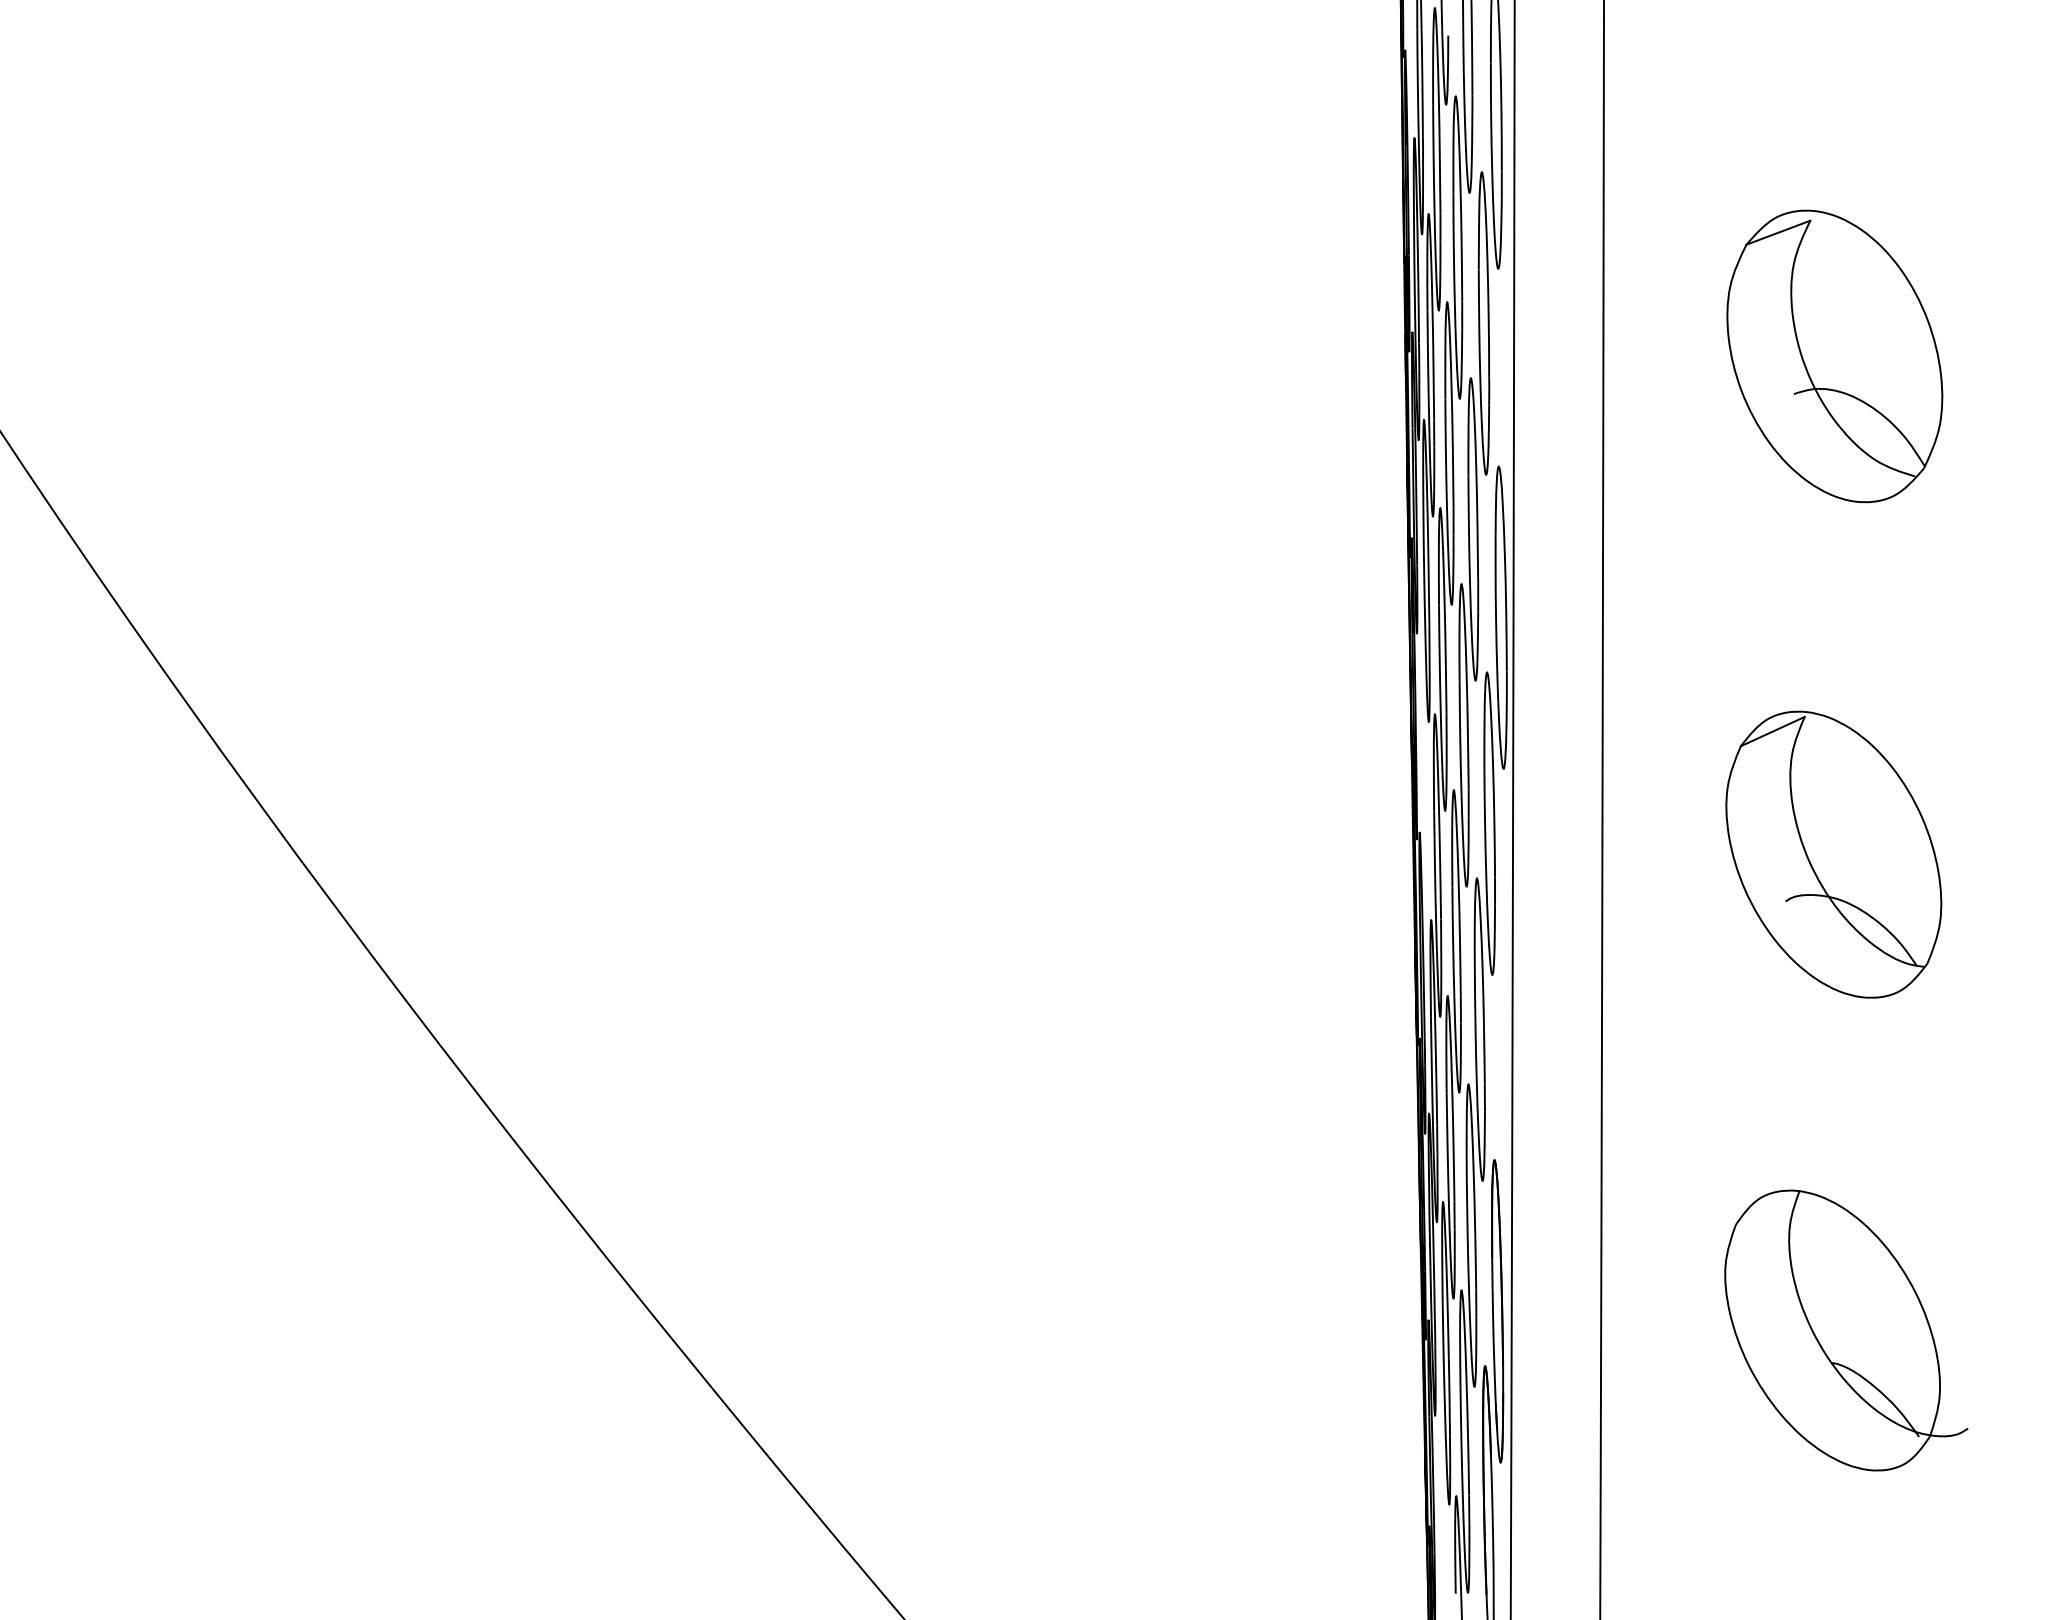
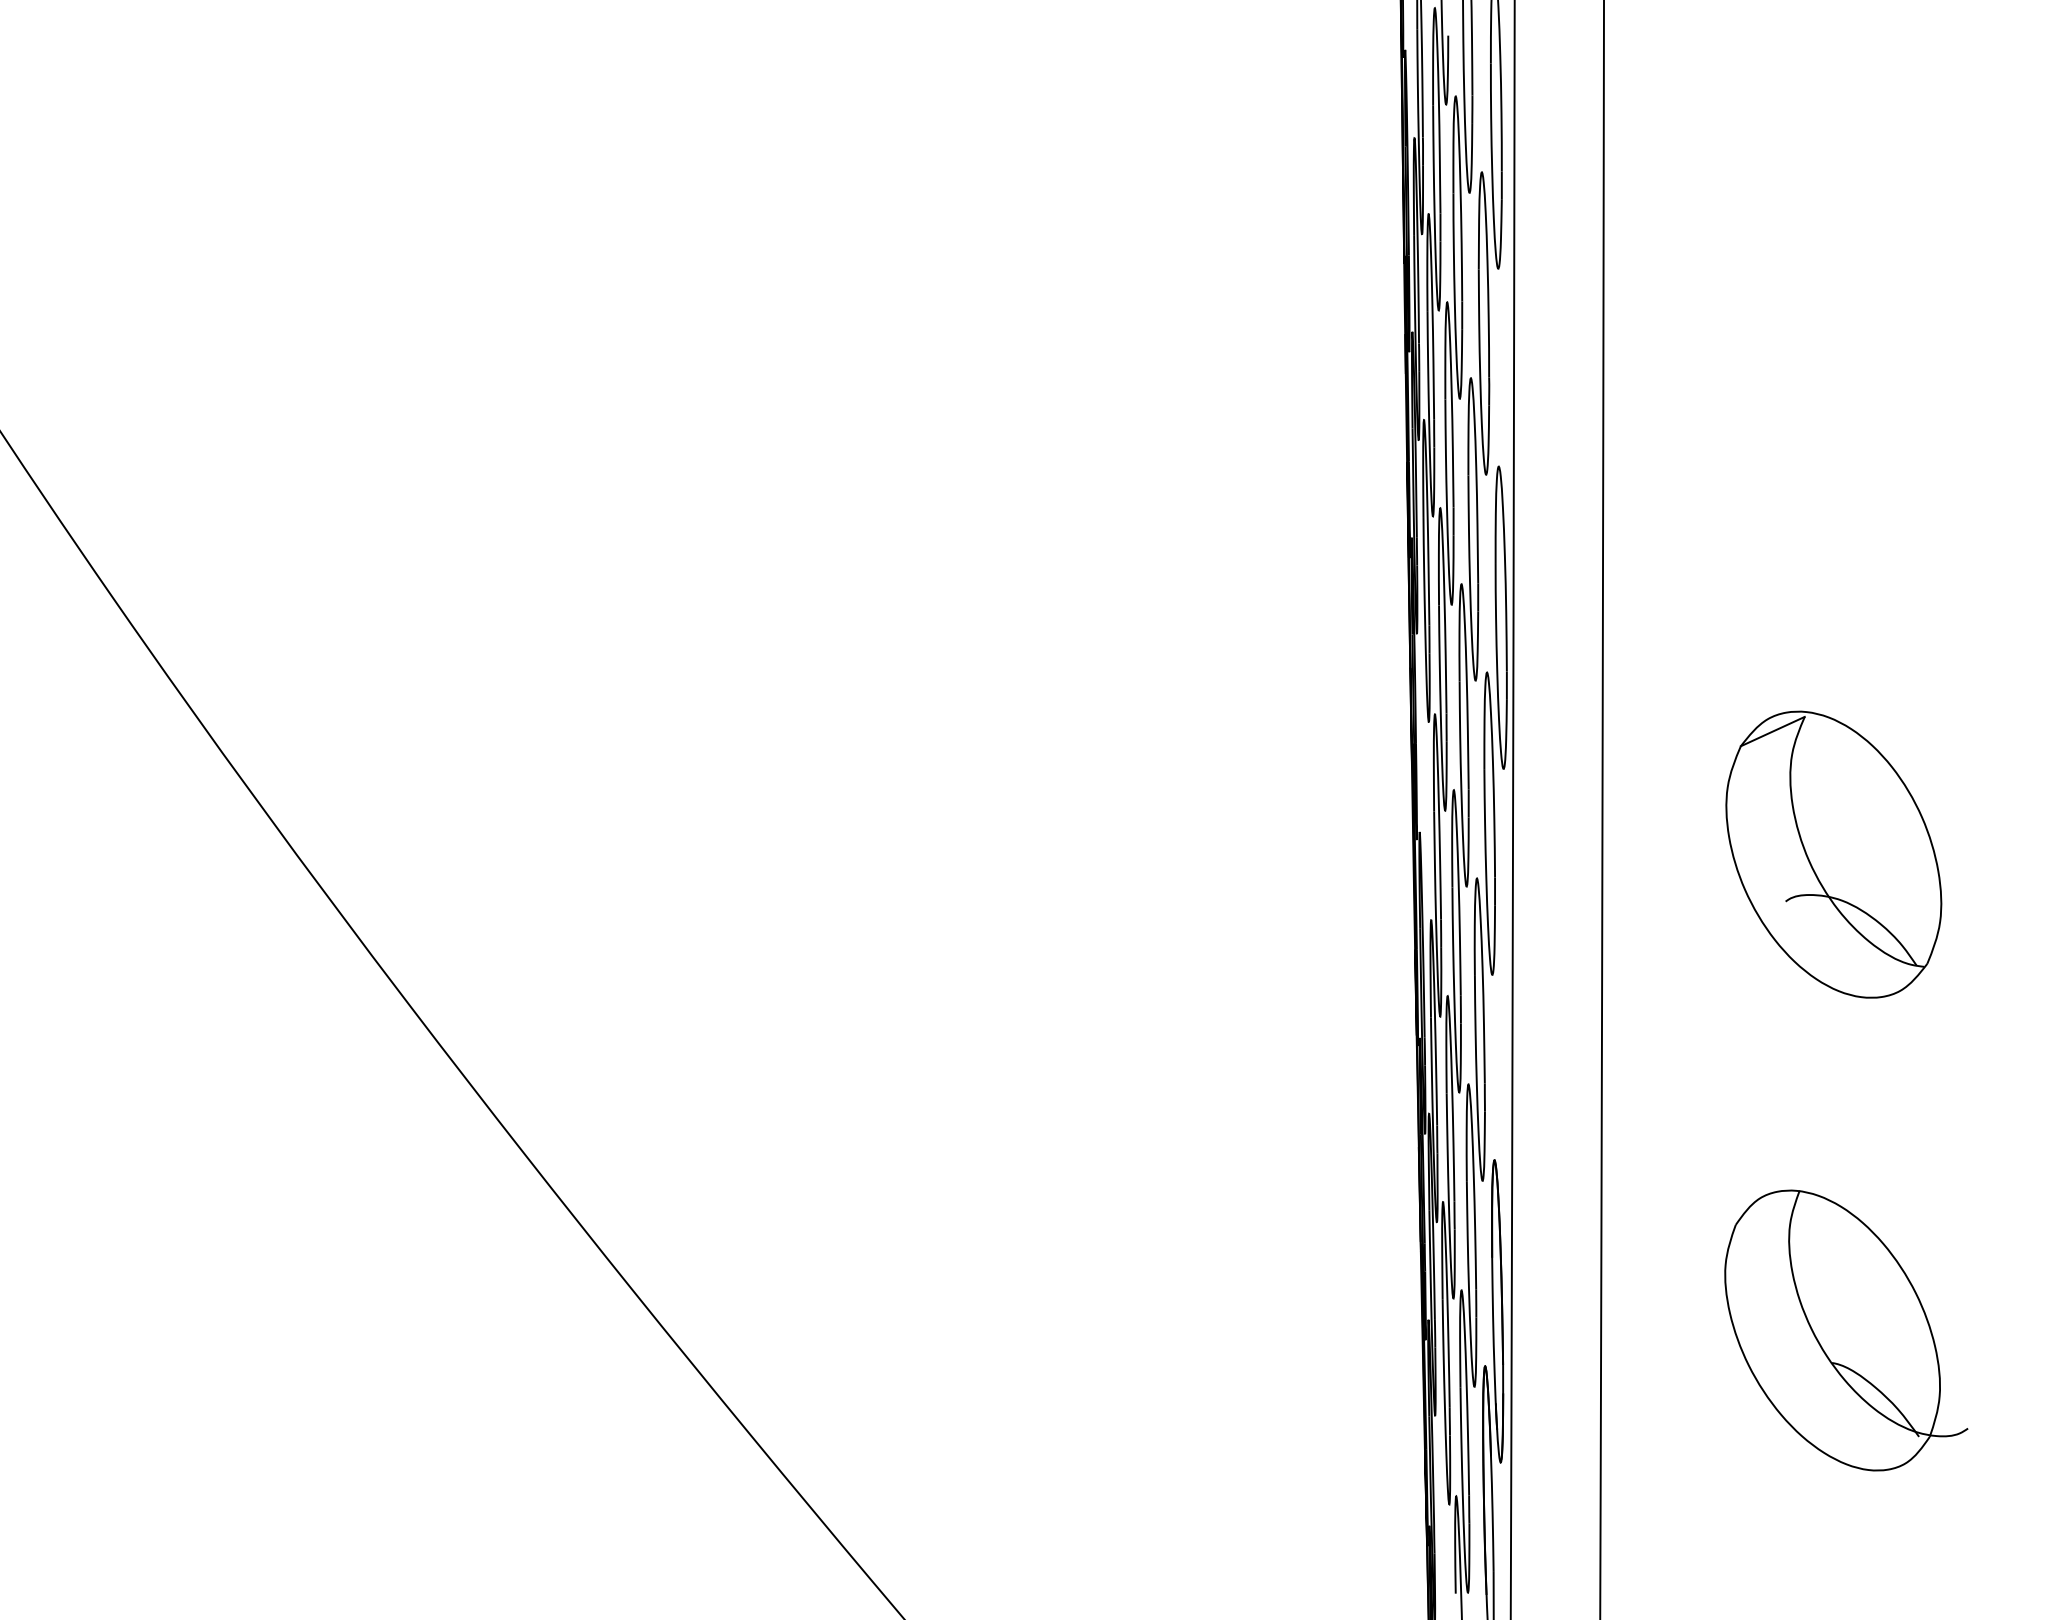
part: present -> none (1834, 356)
